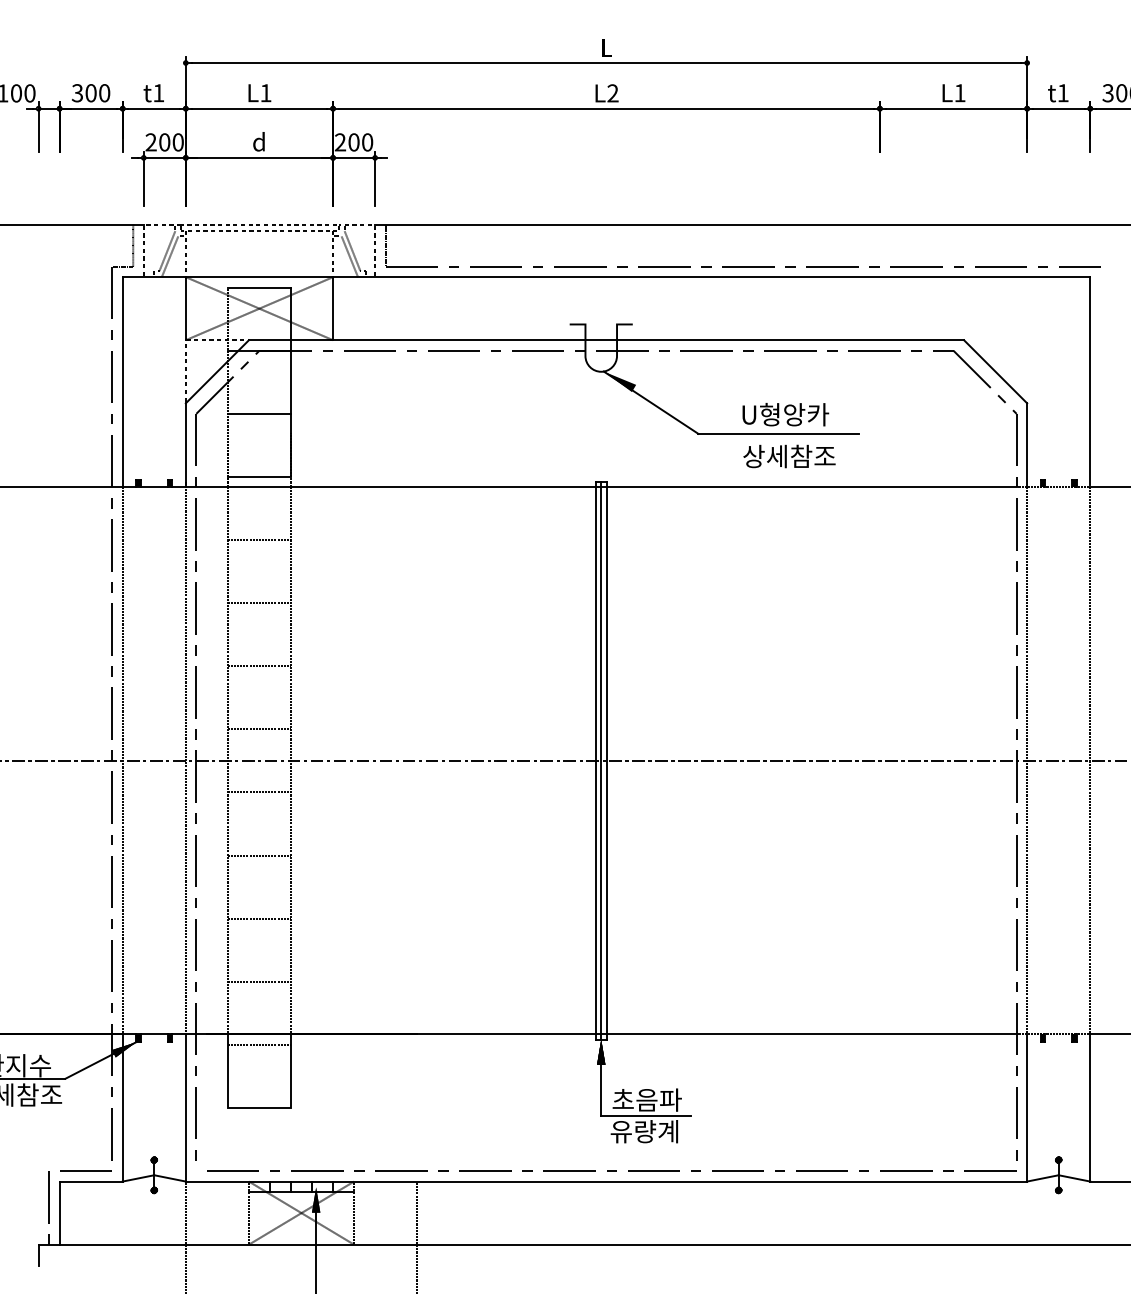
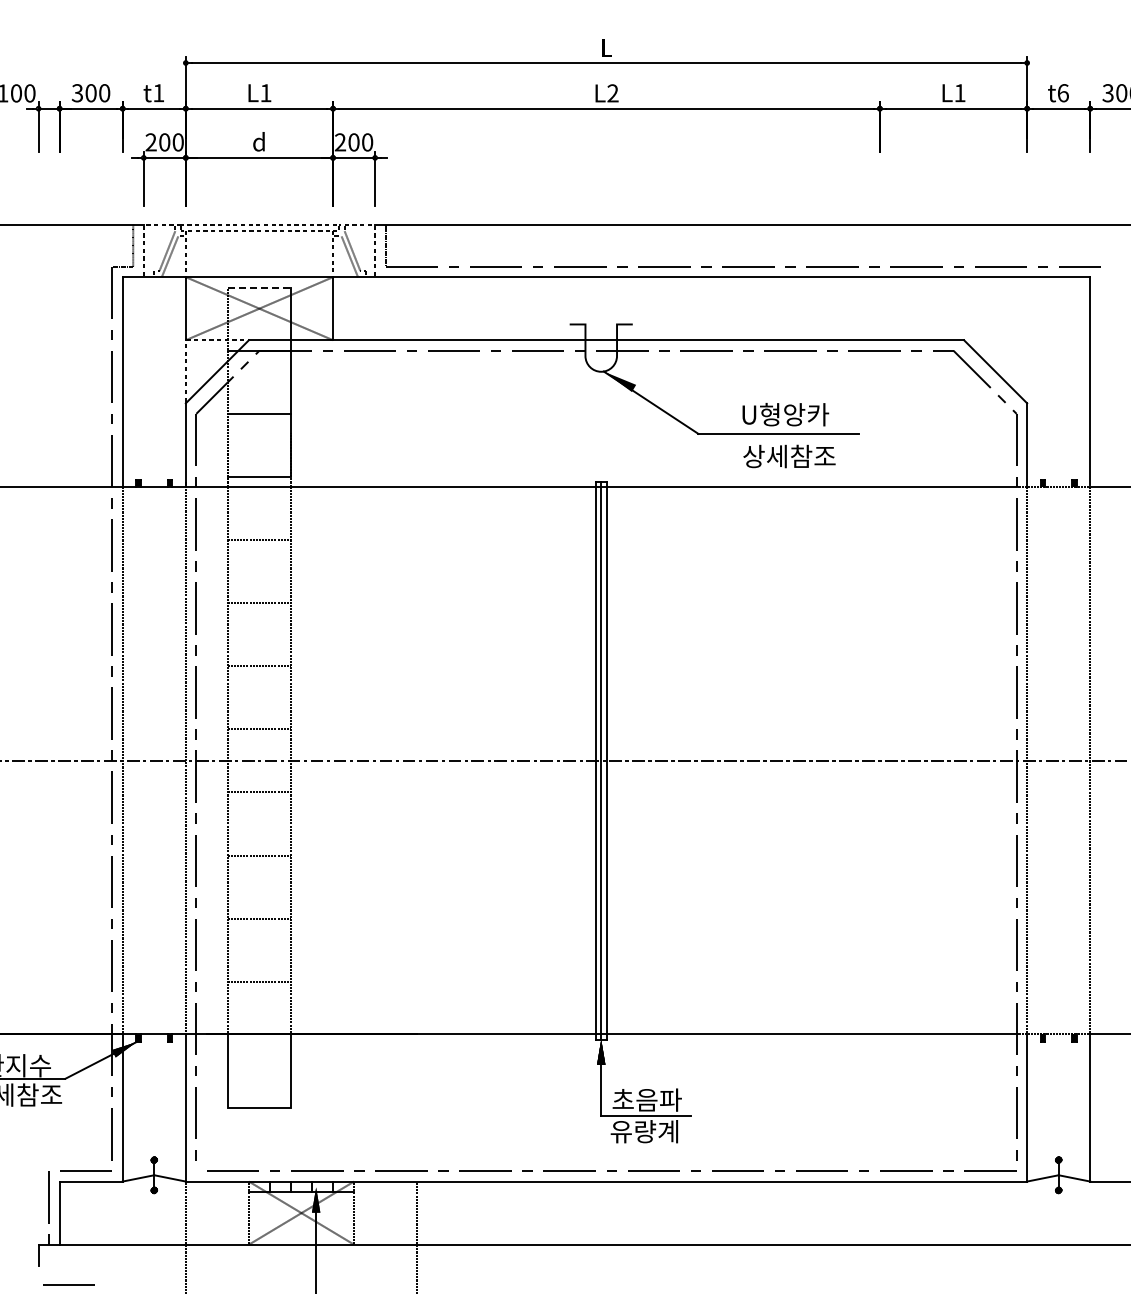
text: t1 -> t6 (1063, 93)
line: solid -> dashed (259, 287)
line: present -> none (259, 1044)
line: none -> present (68, 1284)
